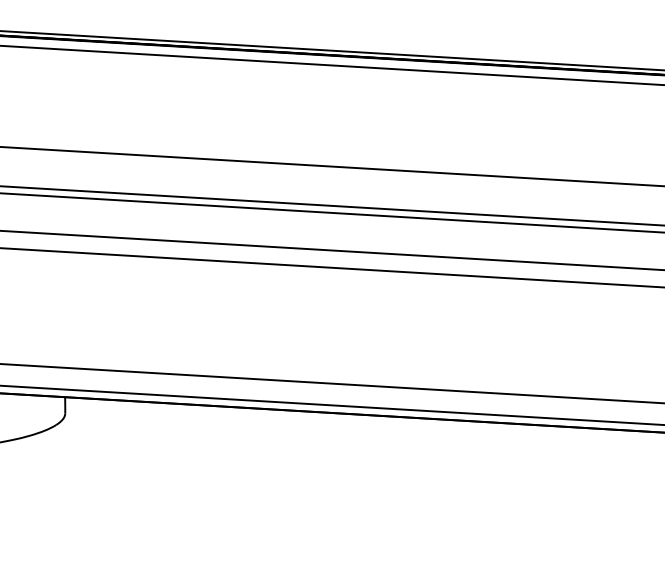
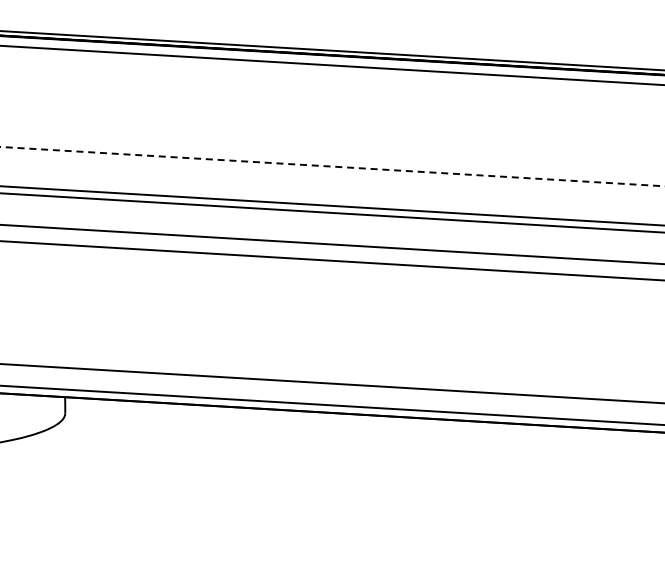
line: solid -> dashed (332, 166)
line position: (331, 249) -> (331, 243) (331, 243)
line position: (331, 267) -> (331, 260) (331, 260)
